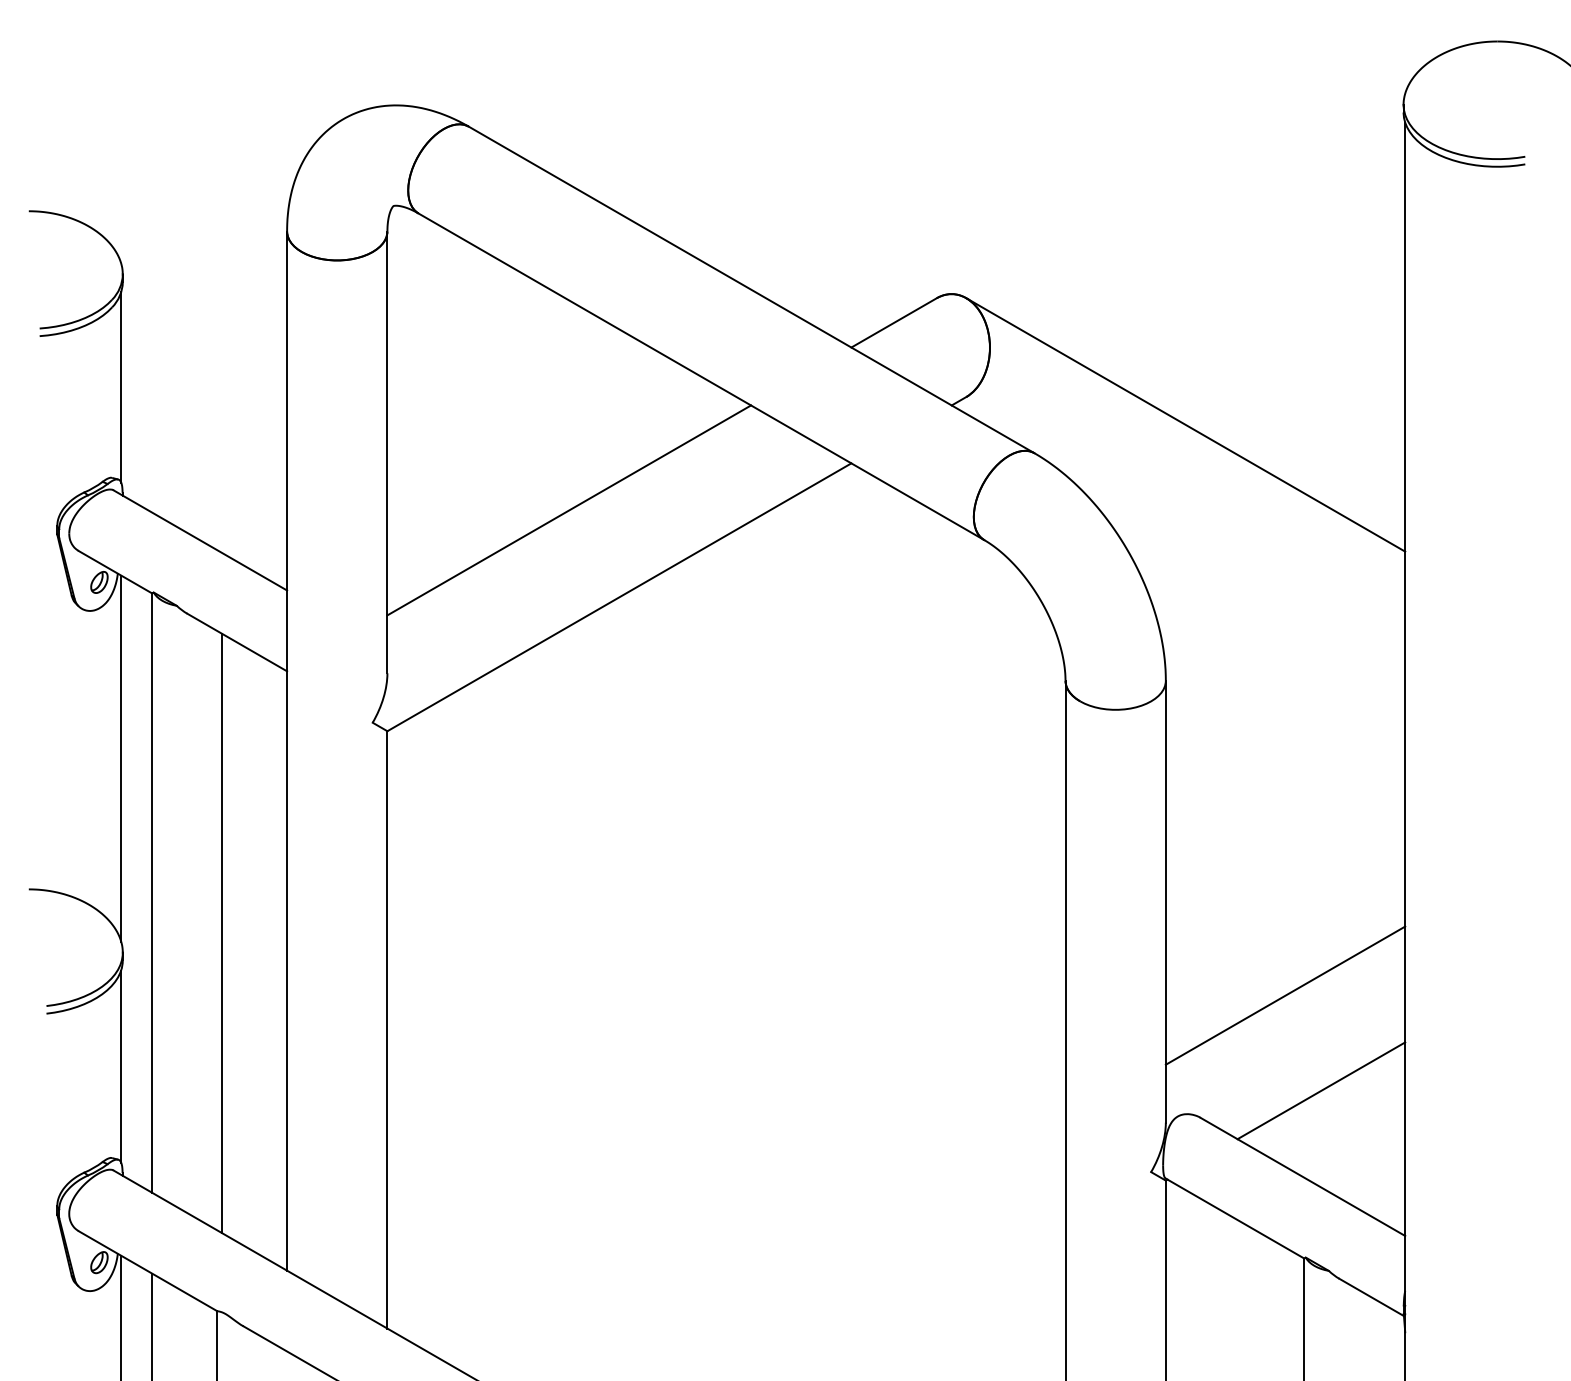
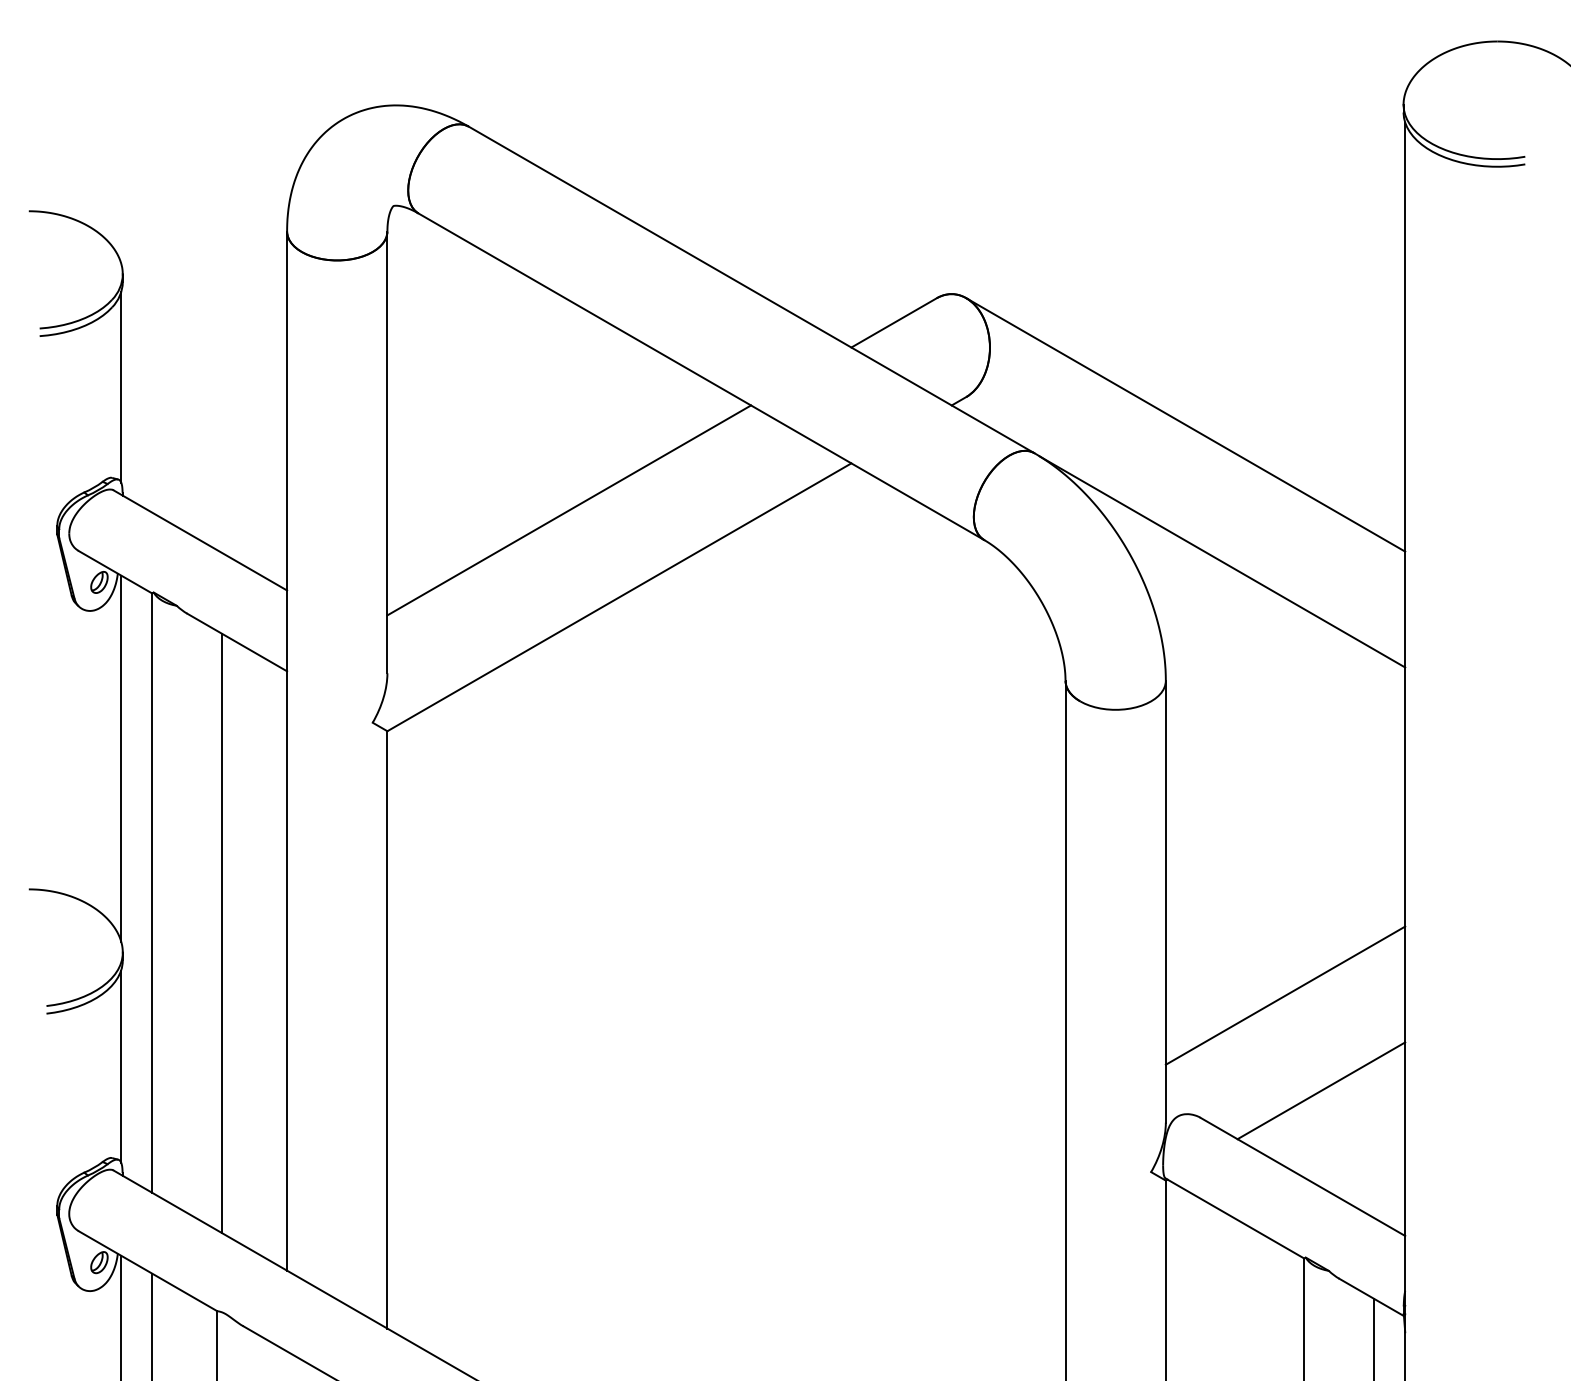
line: none -> present (1222, 561)
line: none -> present (1374, 1337)
